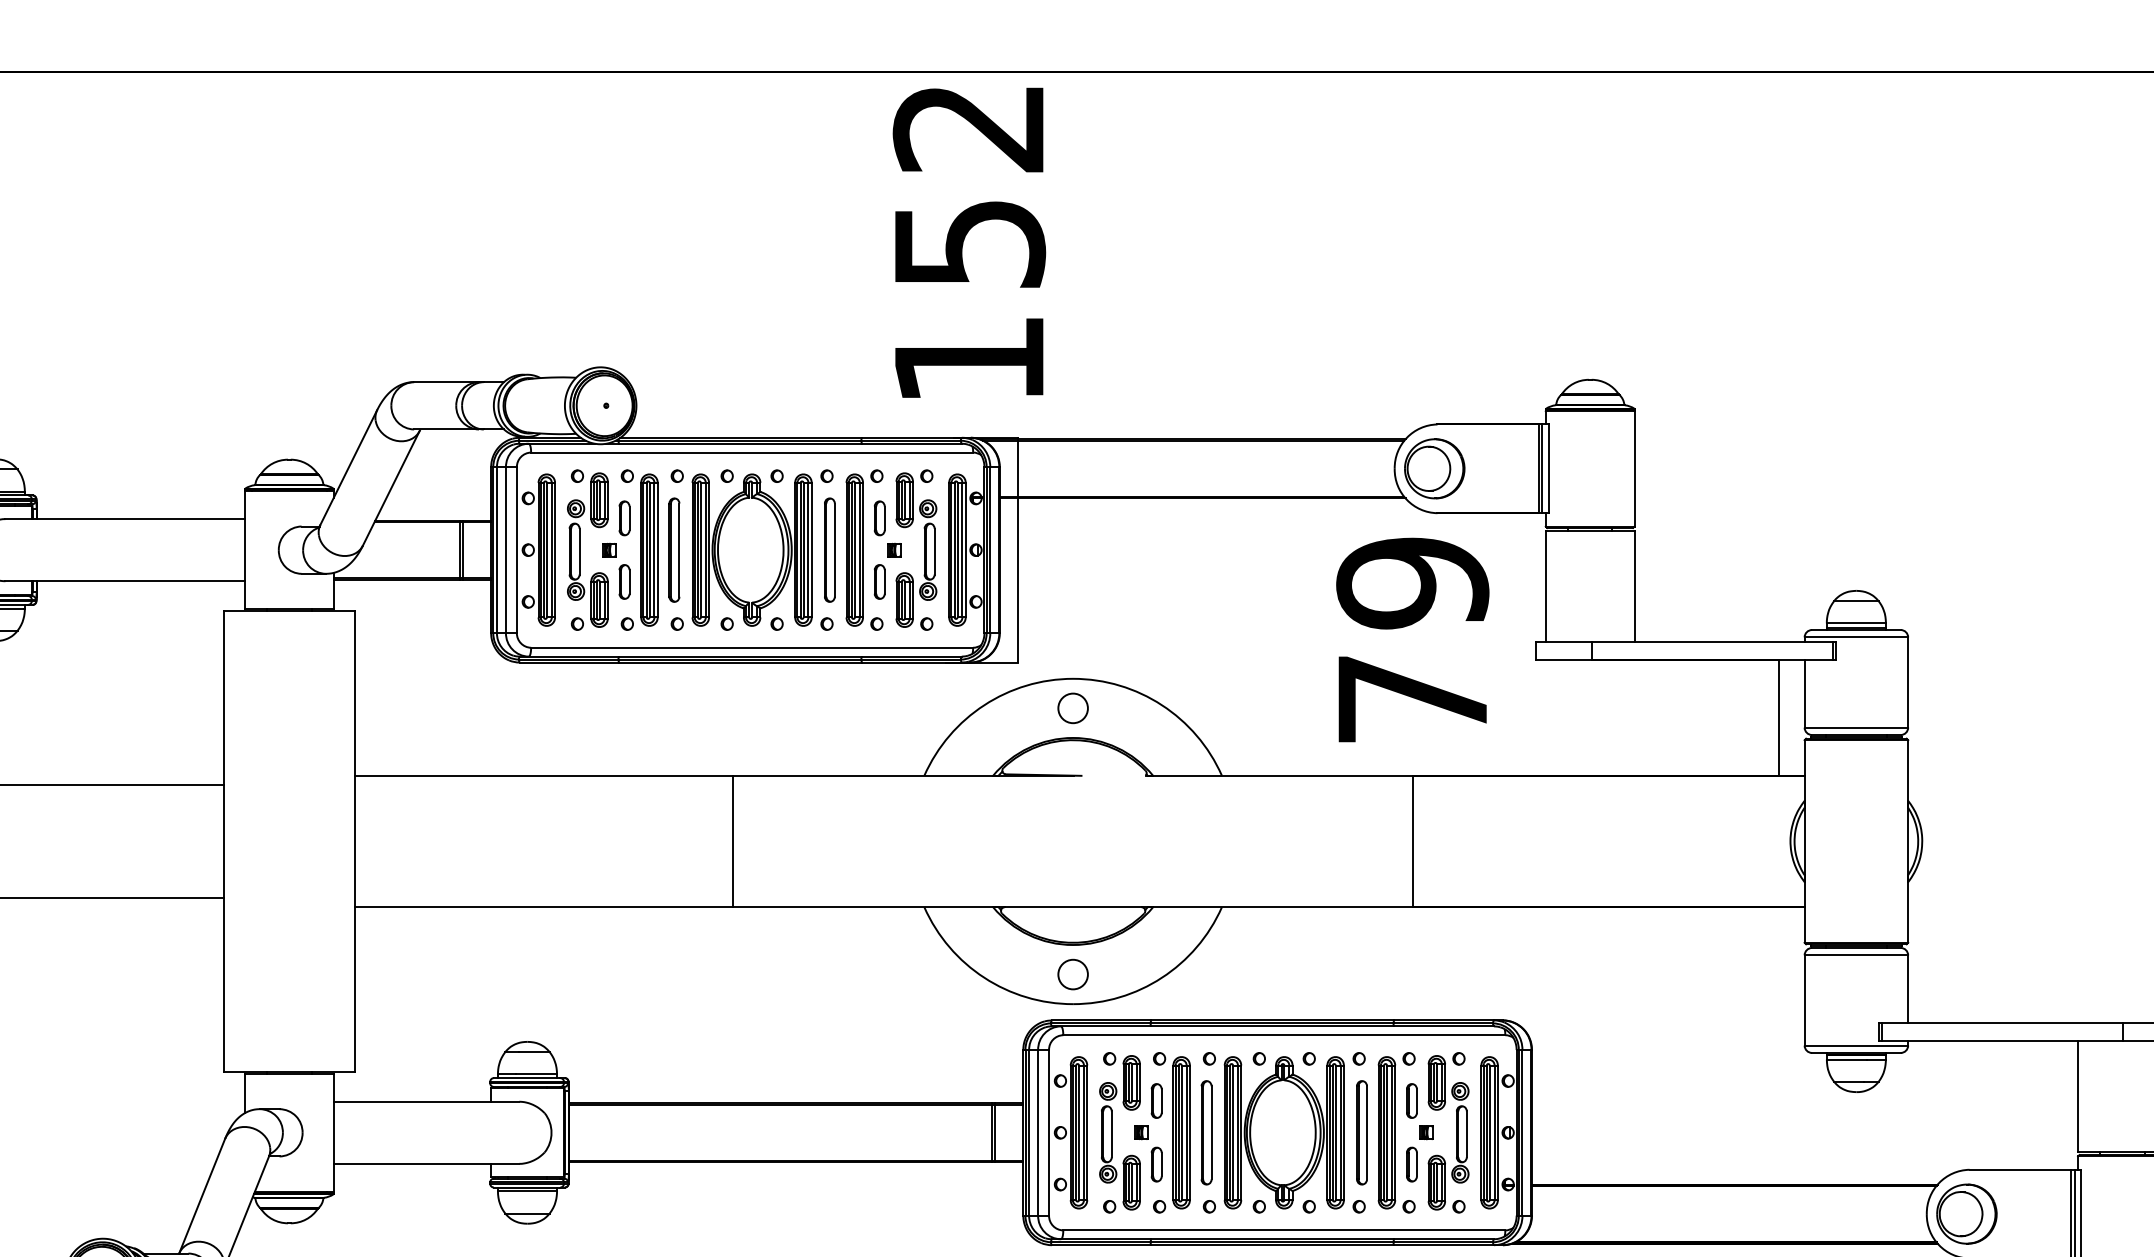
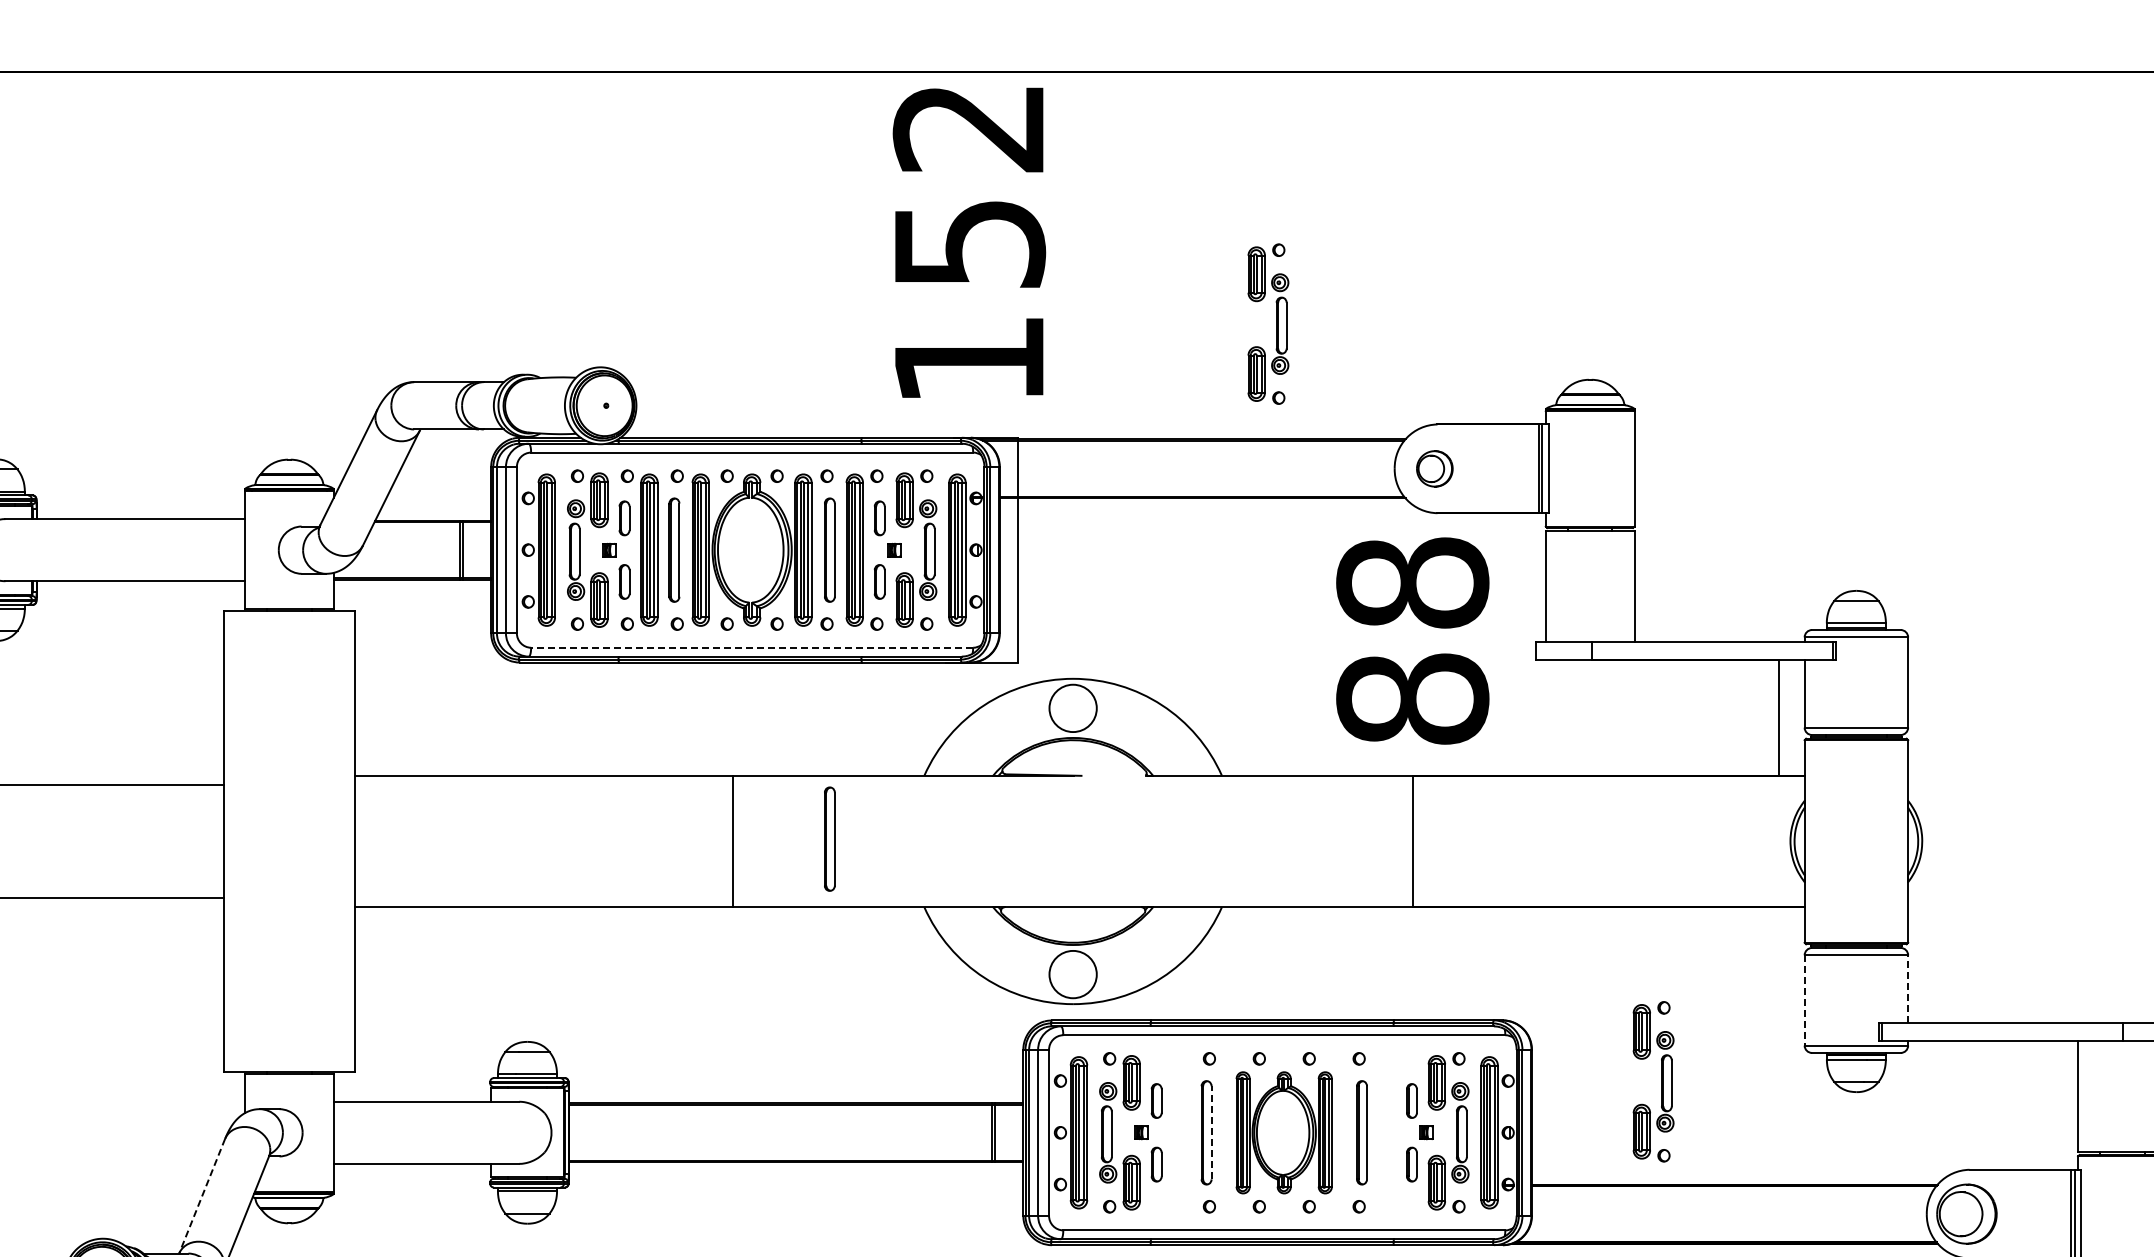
part: none -> present (1276, 323)
part size: 62x62 px -> 38x38 px (1434, 468)
text: 79 -> 88 (1412, 640)
line: solid -> dashed (751, 647)
circle diameter: 30 px -> 47 px (1072, 708)
part: none -> present (829, 838)
circle diameter: 30 px -> 47 px (1072, 974)
line: solid -> dashed (1908, 988)
line: solid -> dashed (1804, 1000)
part: none -> present (1661, 1081)
part: present -> none (1171, 1132)
line: solid -> dashed (1211, 1132)
part size: 122x154 px -> 98x124 px (1283, 1132)
part: present -> none (1396, 1132)
line: solid -> dashed (202, 1196)
